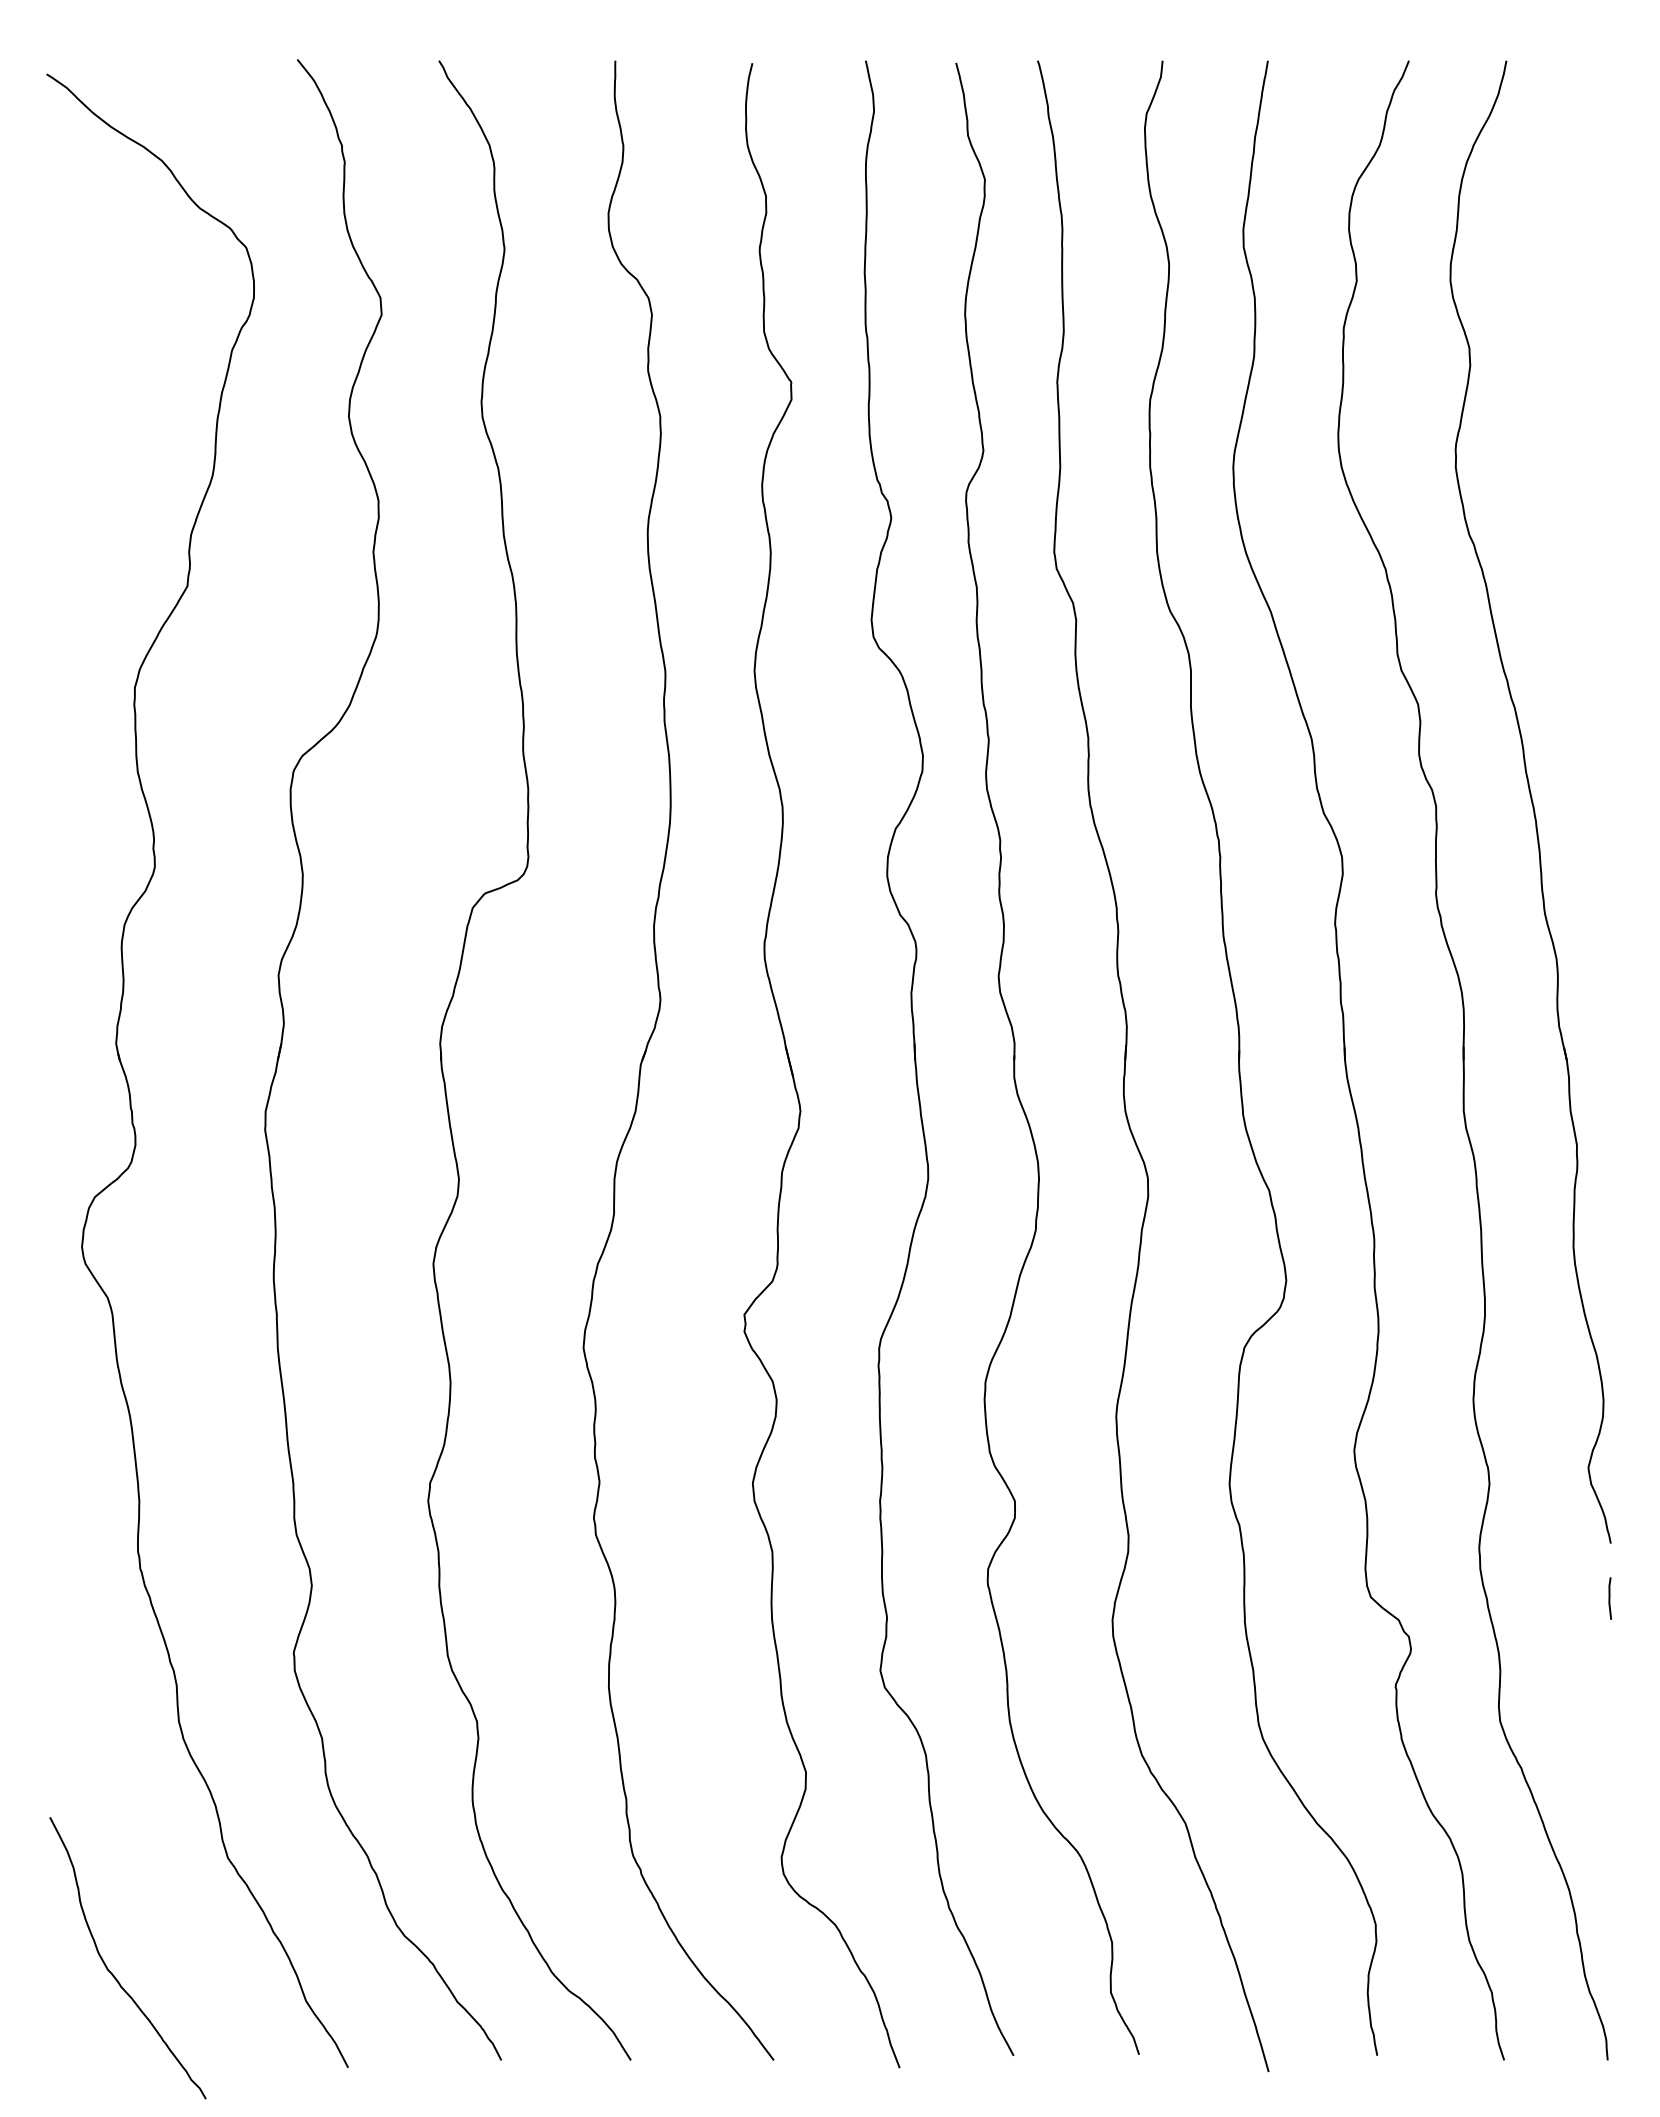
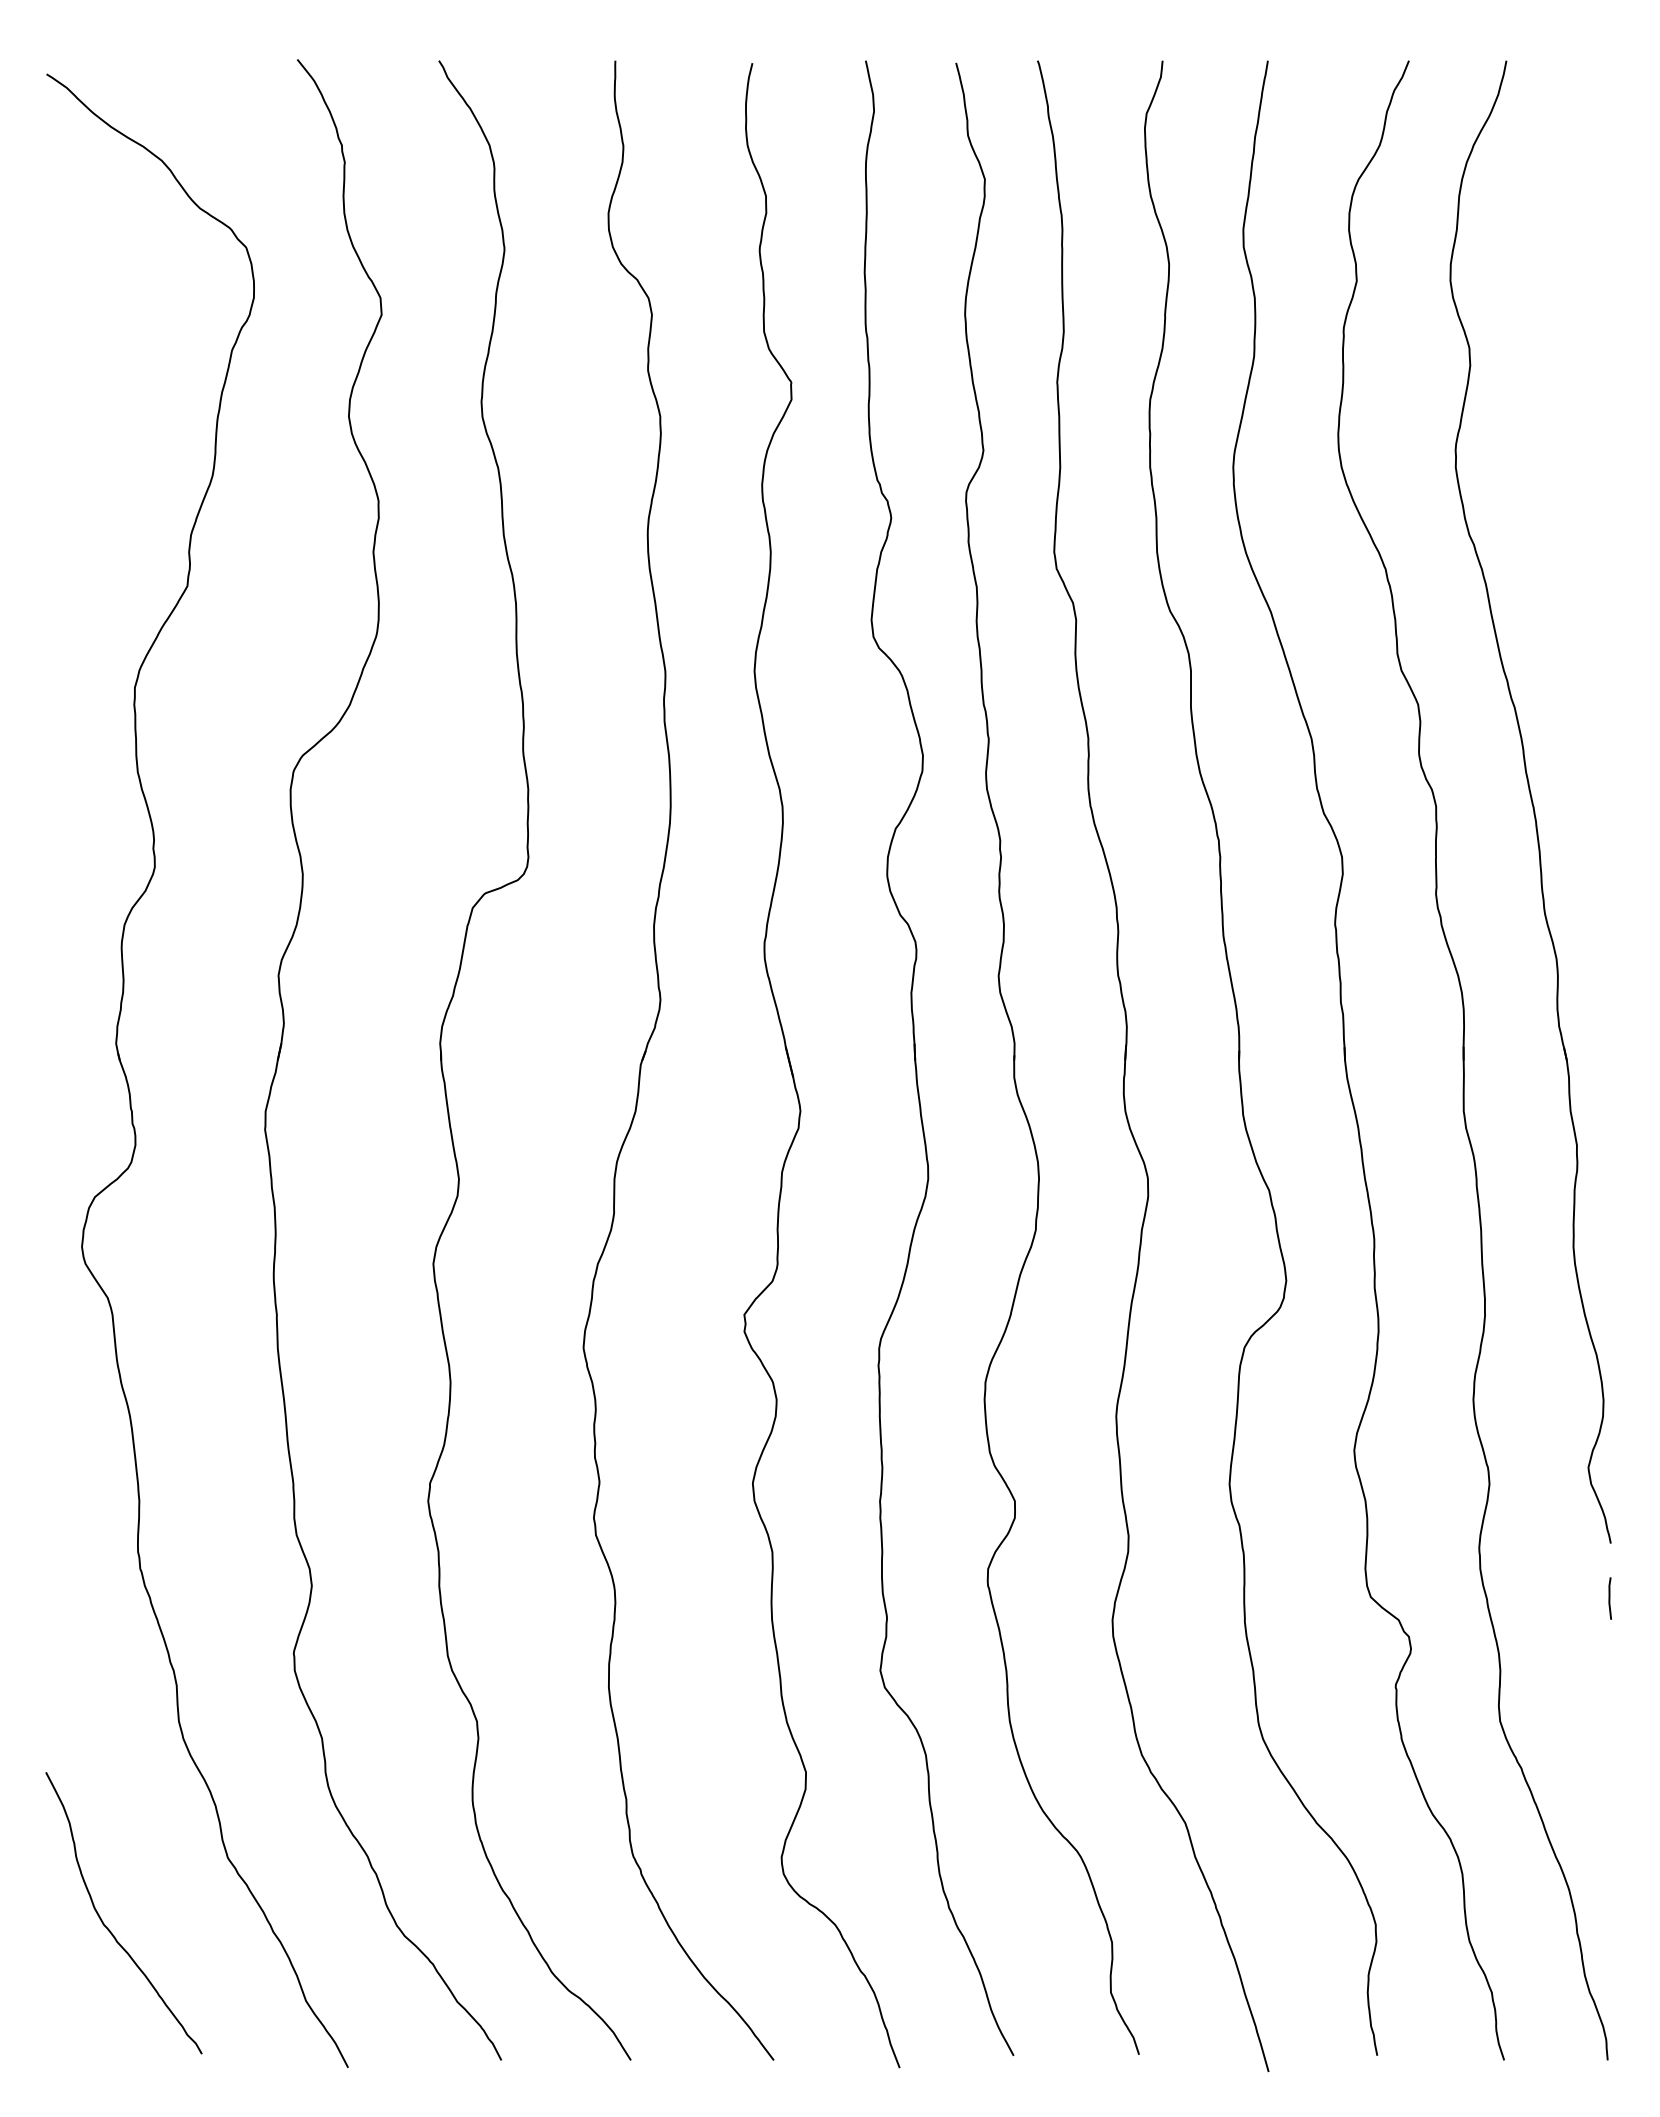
curve position: (112, 1973) -> (108, 1928) (108, 1928)
